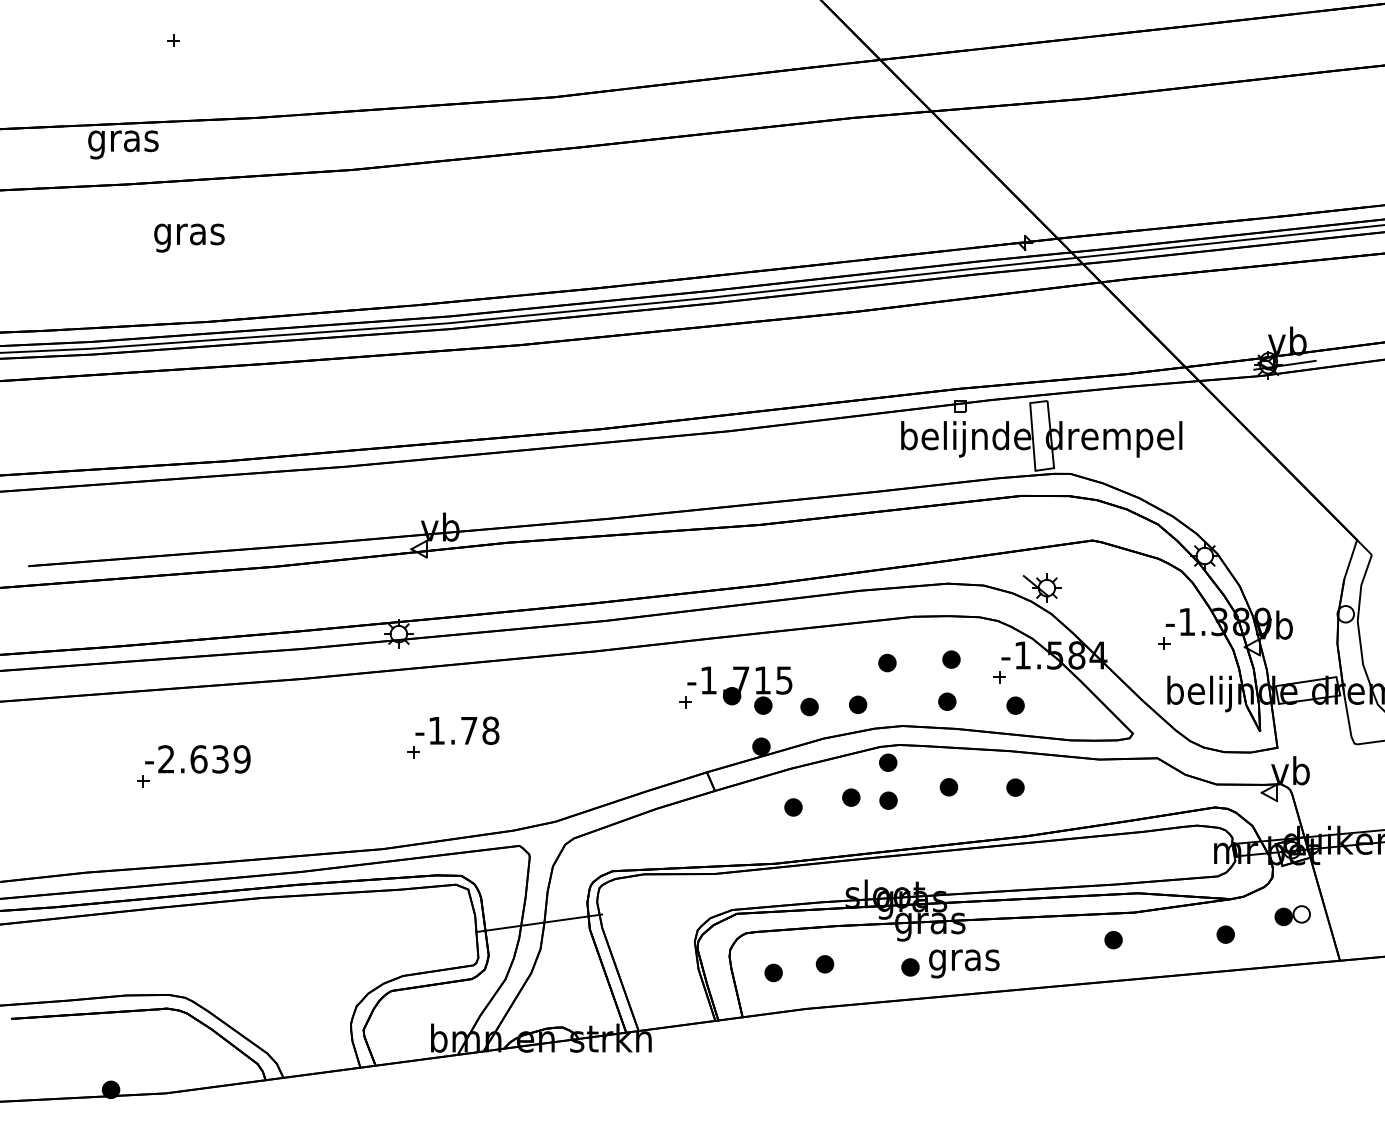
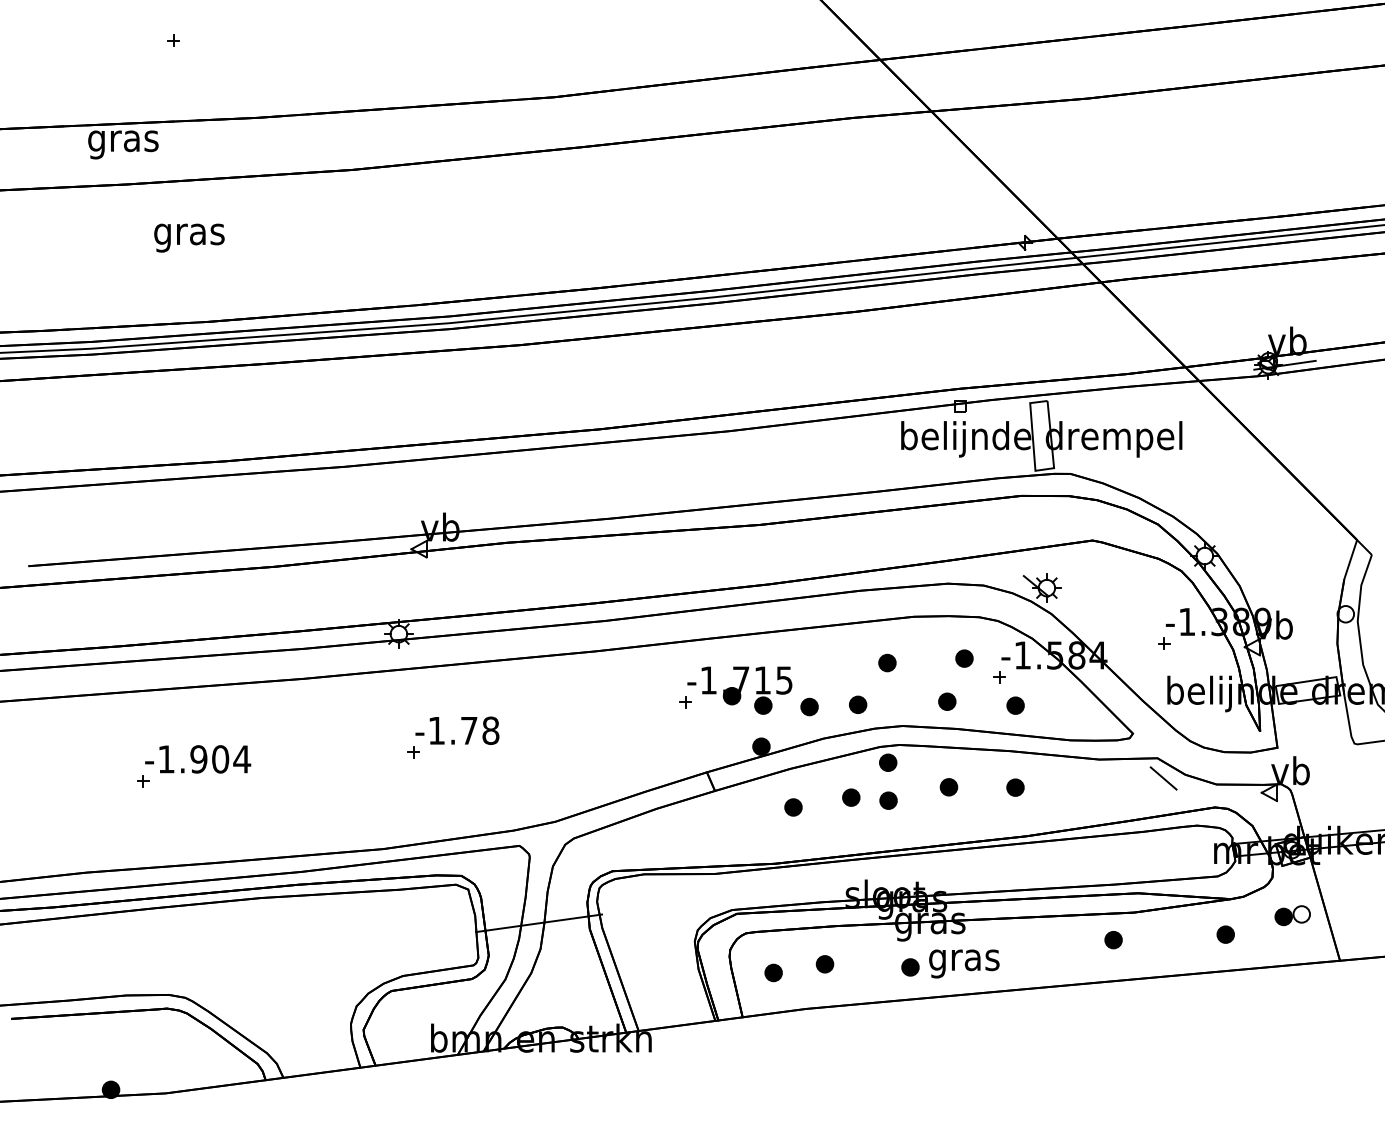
part position: (951, 659) -> (964, 658) (964, 658)
text: -2.639 -> -1.904 (204, 759)
line: none -> present (1163, 778)
